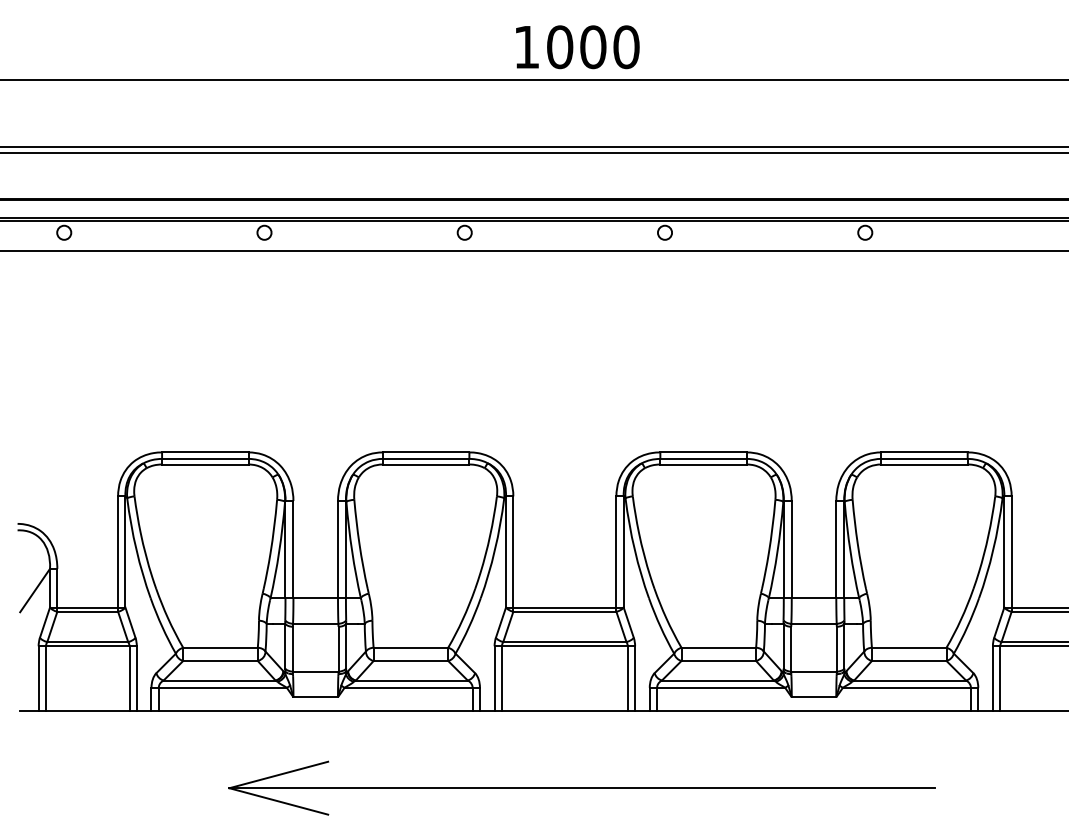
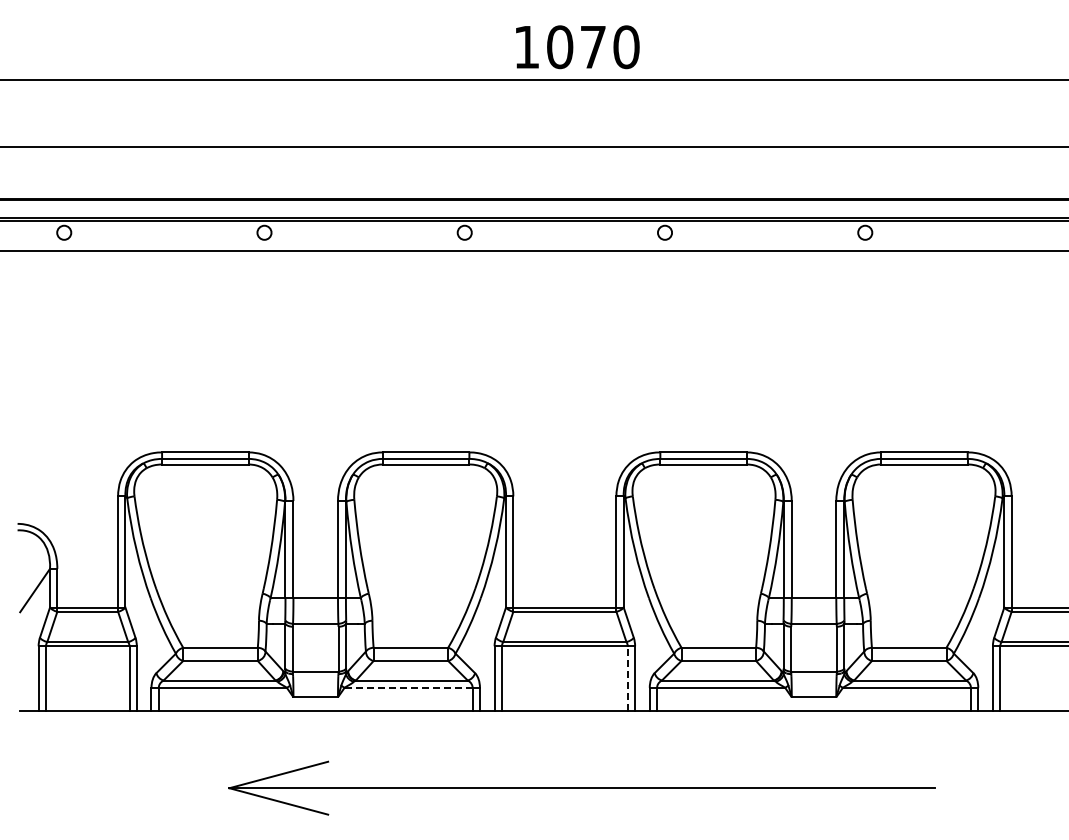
text: 1000 -> 1070 (593, 47)
line: present -> none (533, 152)
line: solid -> dashed (627, 678)
line: solid -> dashed (408, 687)
